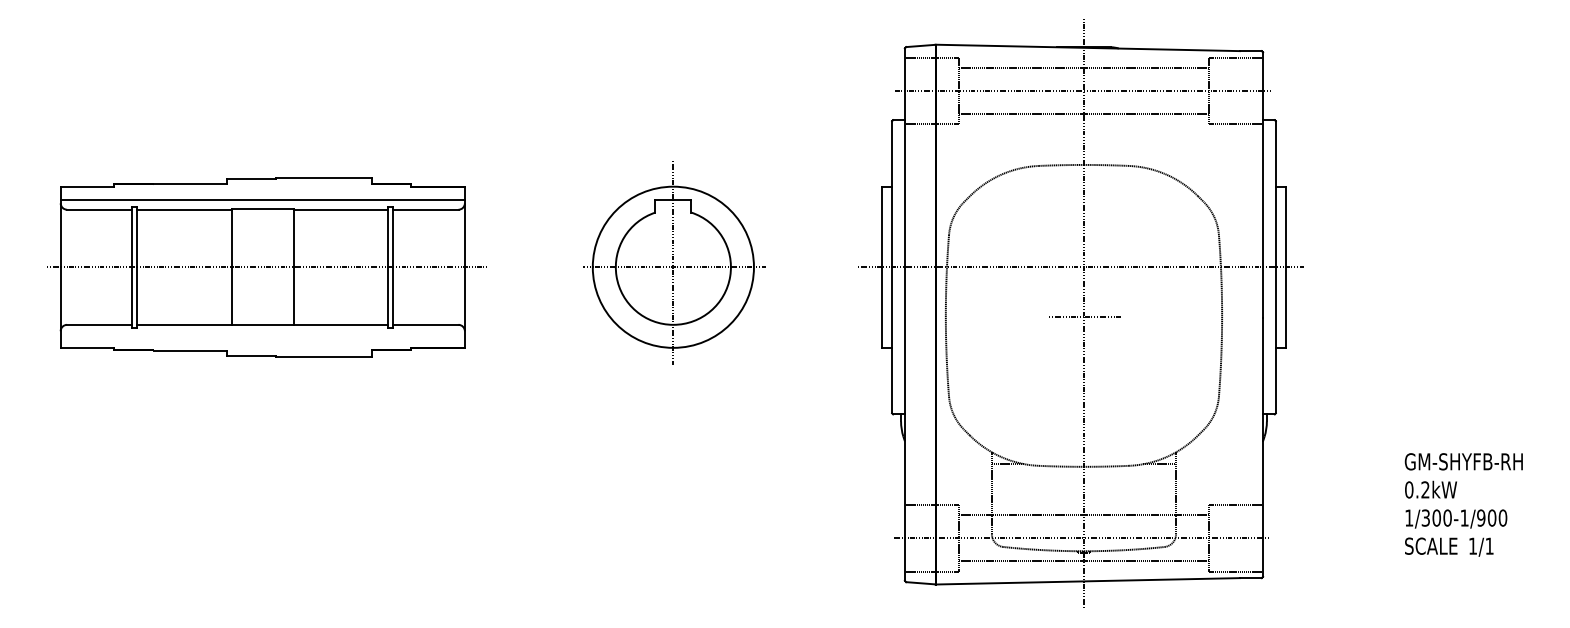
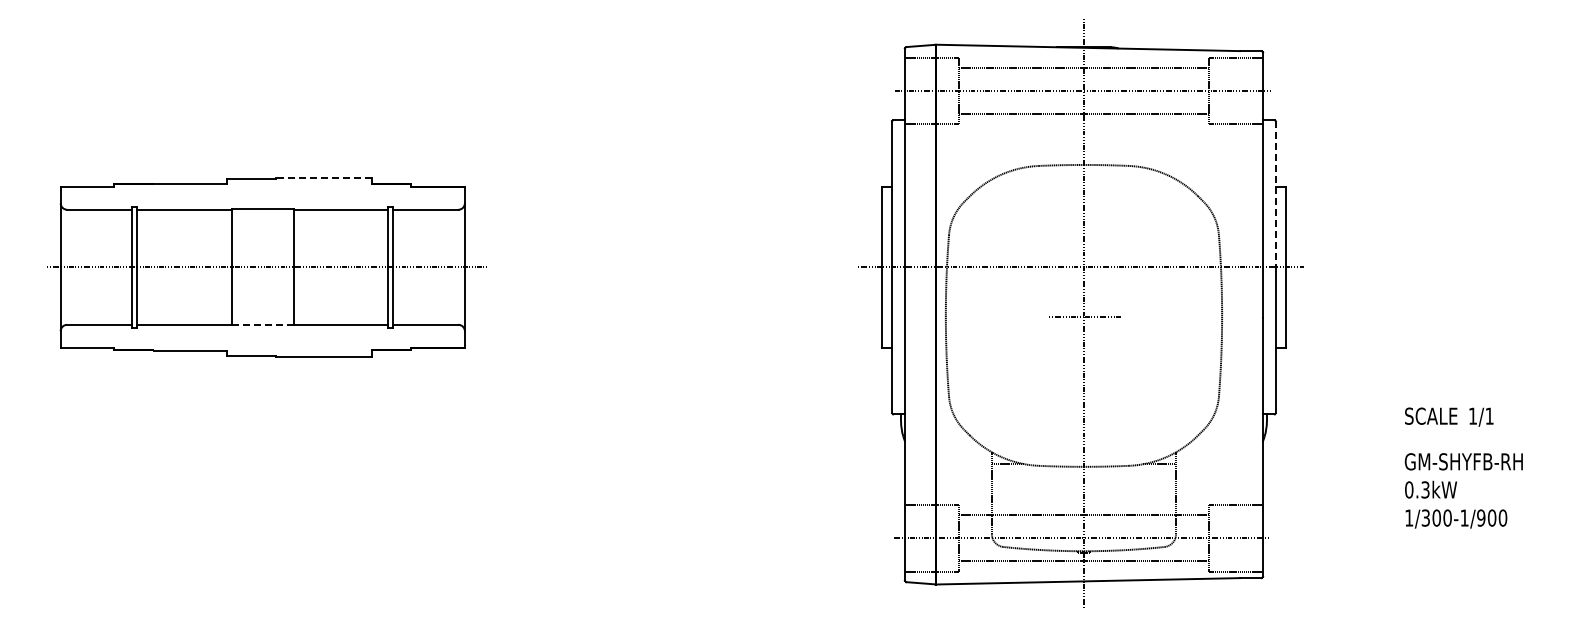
line: solid -> dashed (323, 177)
line: solid -> dashed (1275, 194)
line: present -> none (262, 200)
part: present -> none (674, 262)
line: solid -> dashed (262, 325)
text: 0.2kW -> 0.3kW (1425, 489)
text position: (1449, 546) -> (1449, 416) (1449, 416)
